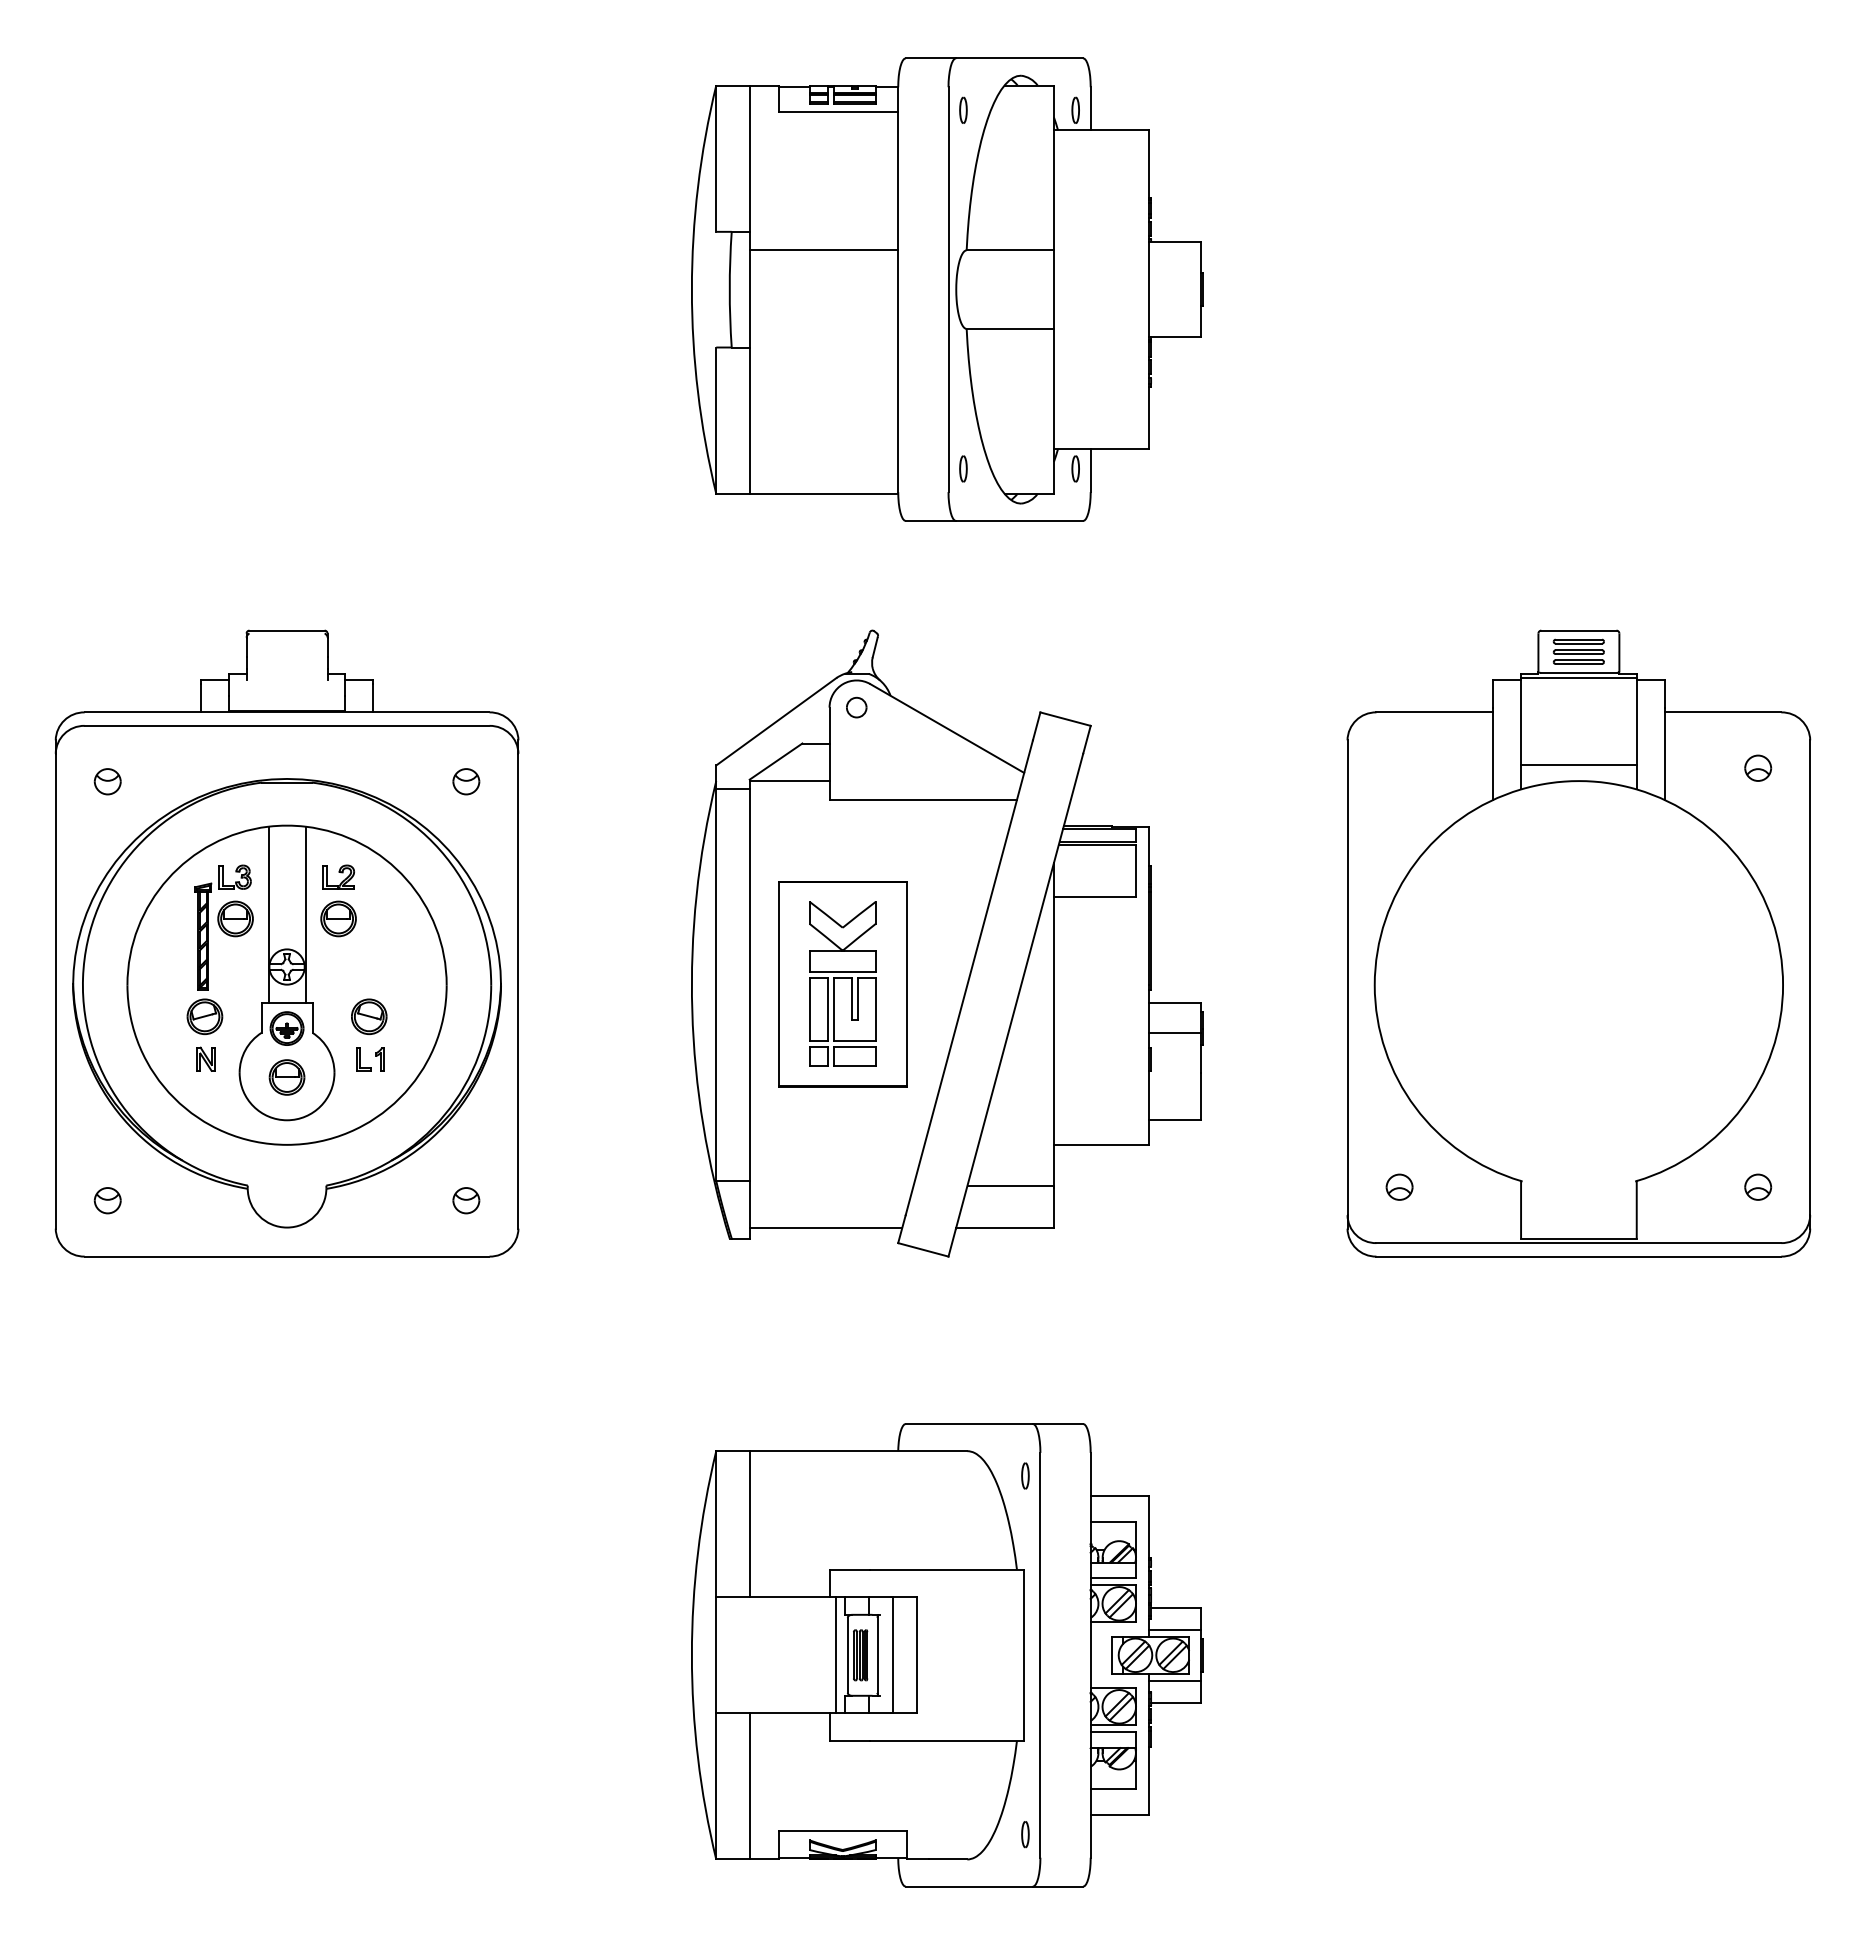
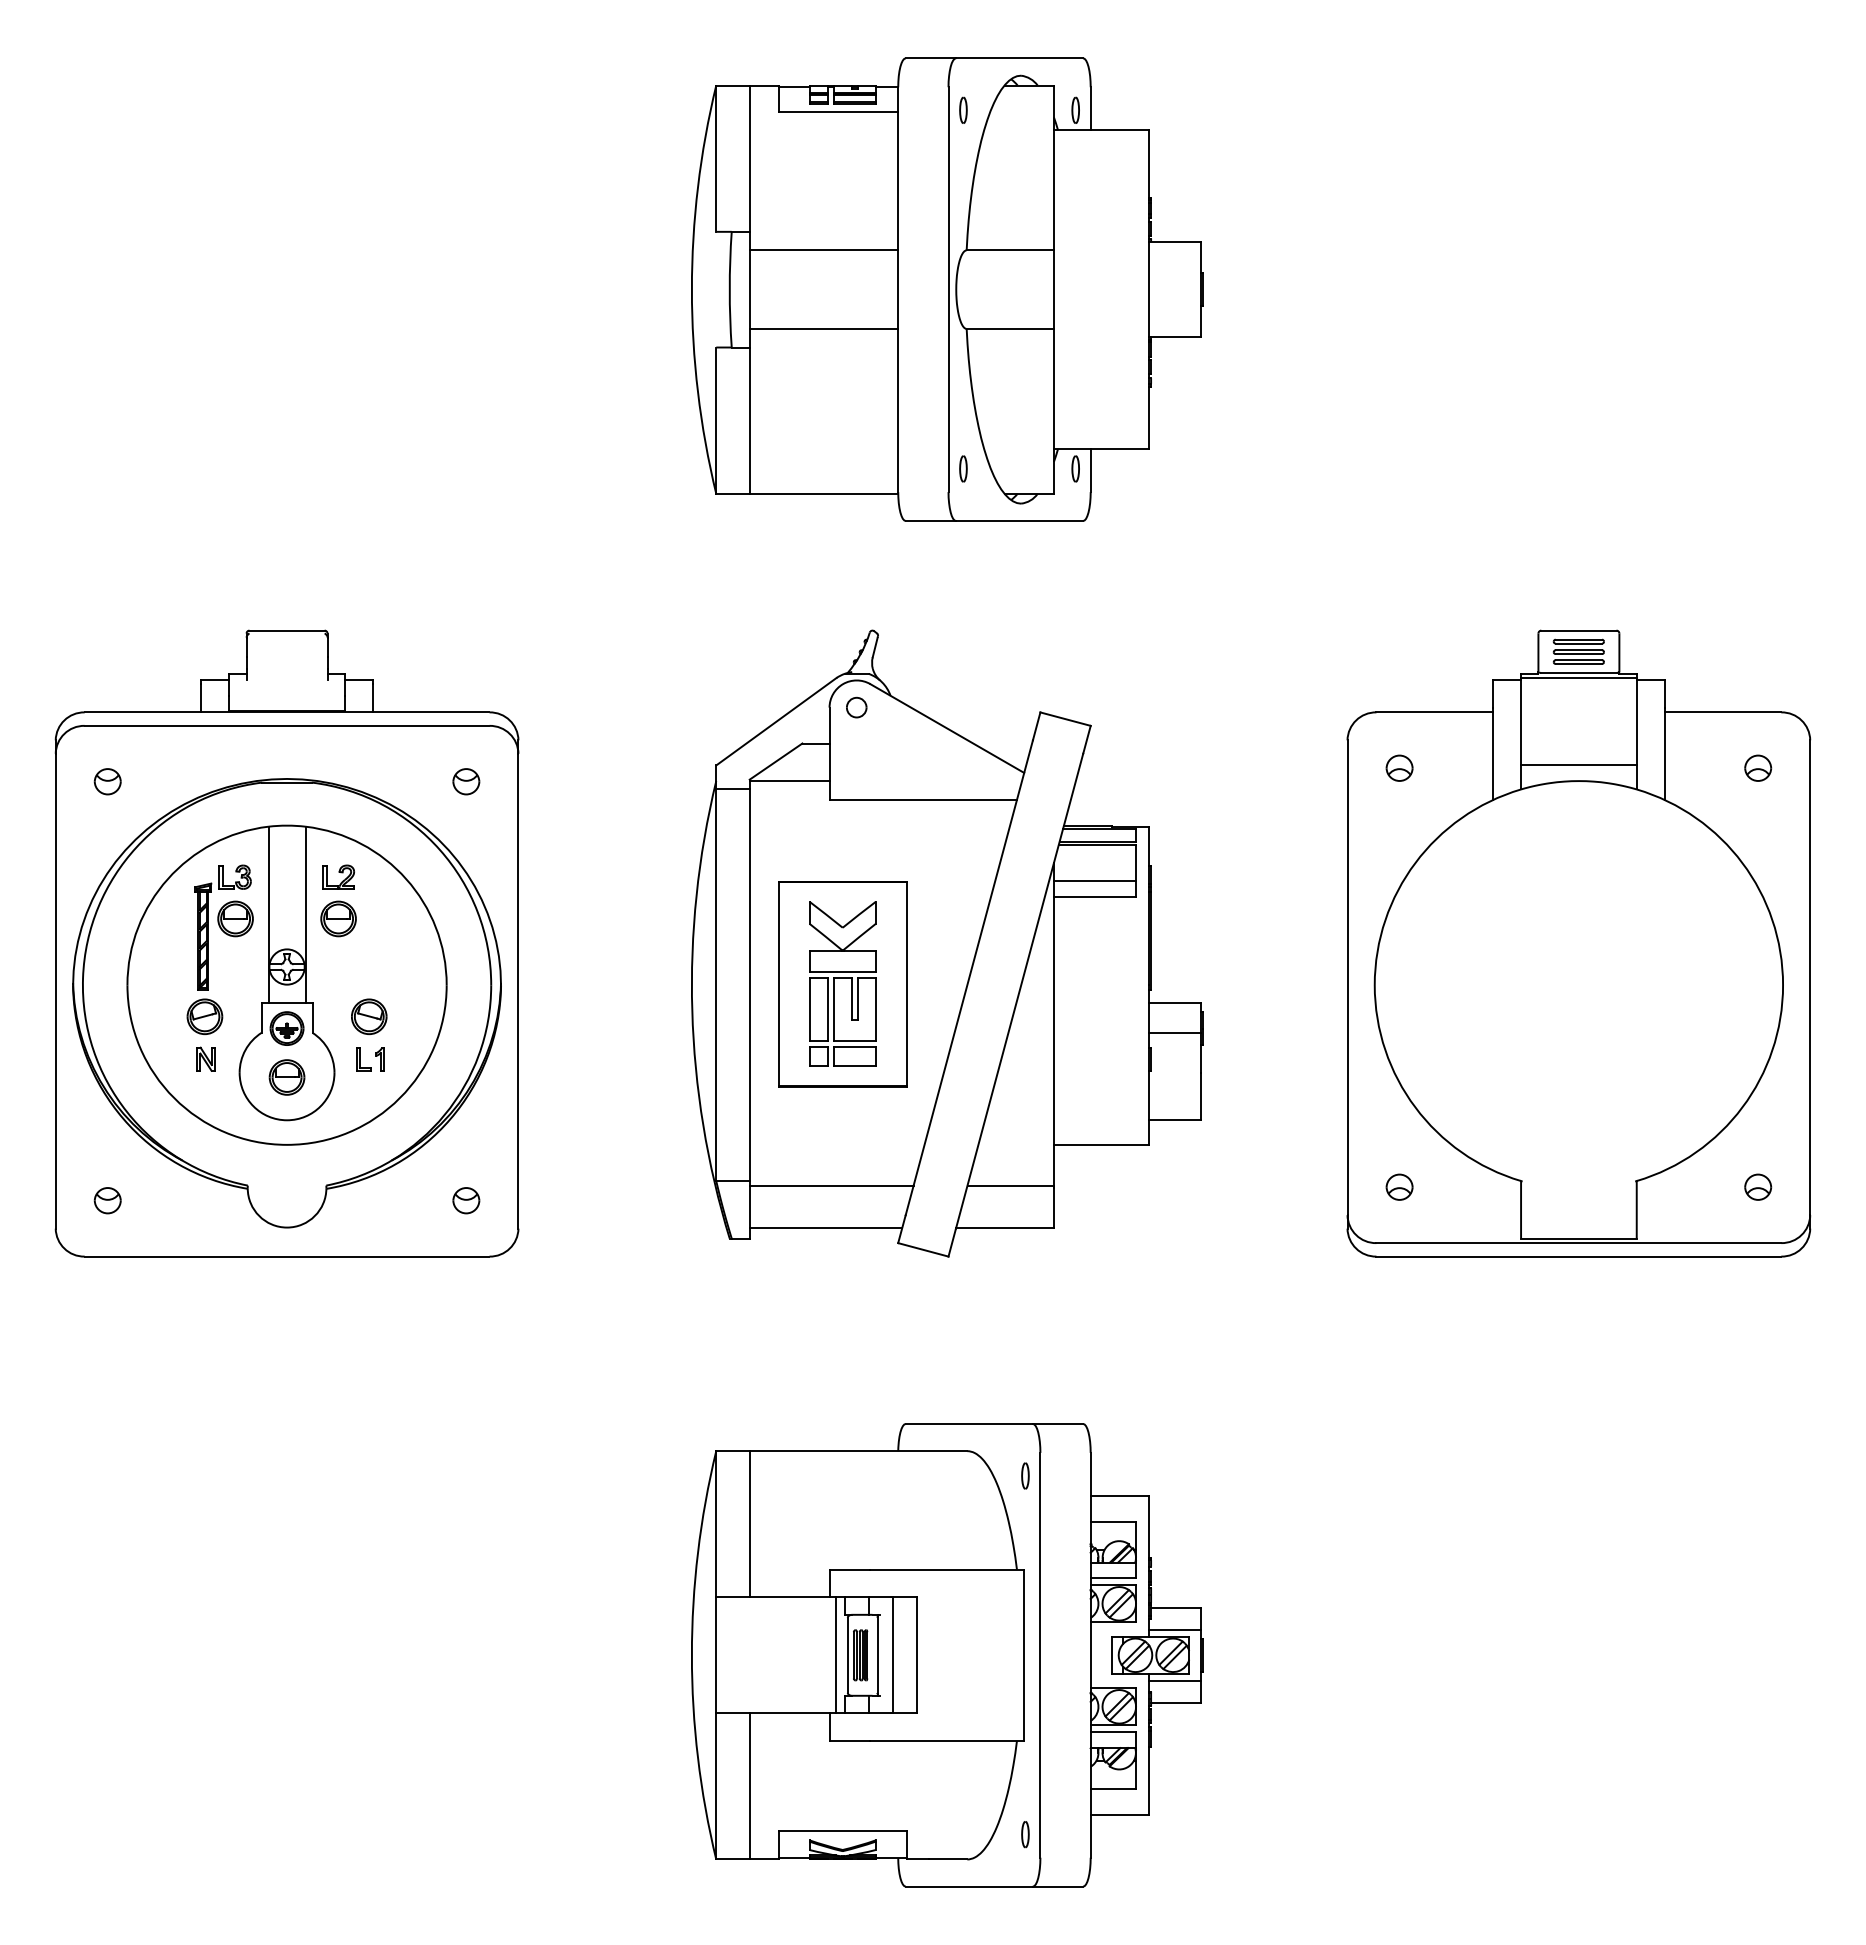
line: none -> present (823, 329)
part: none -> present (1399, 767)
line: none -> present (1094, 880)
line: none -> present (831, 1185)
